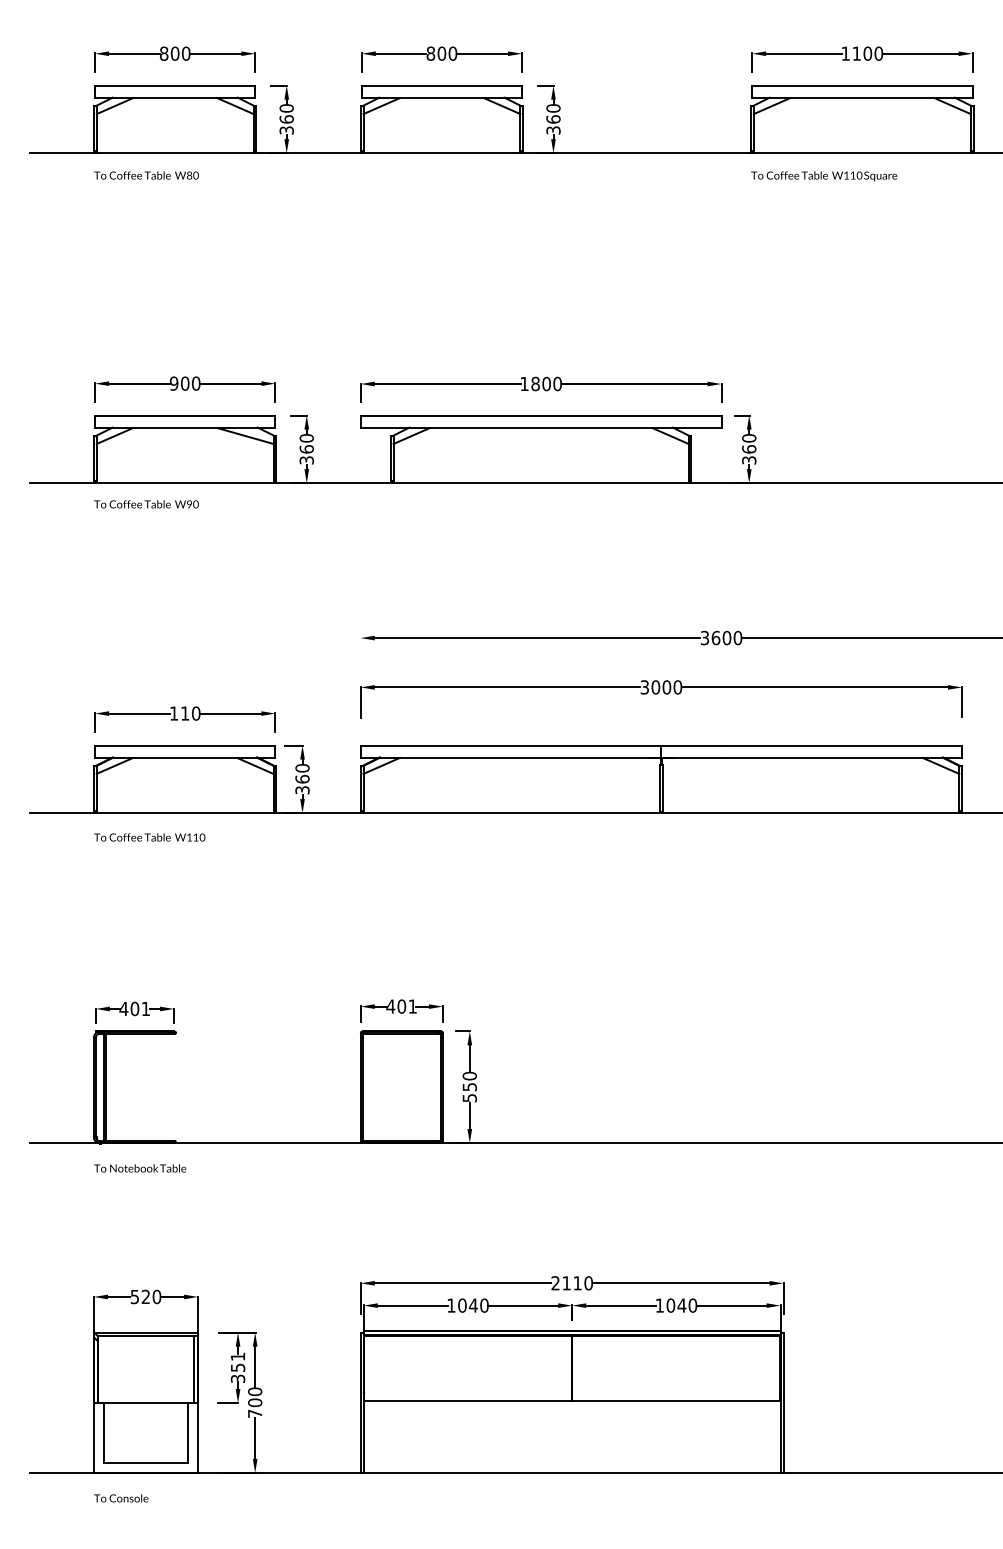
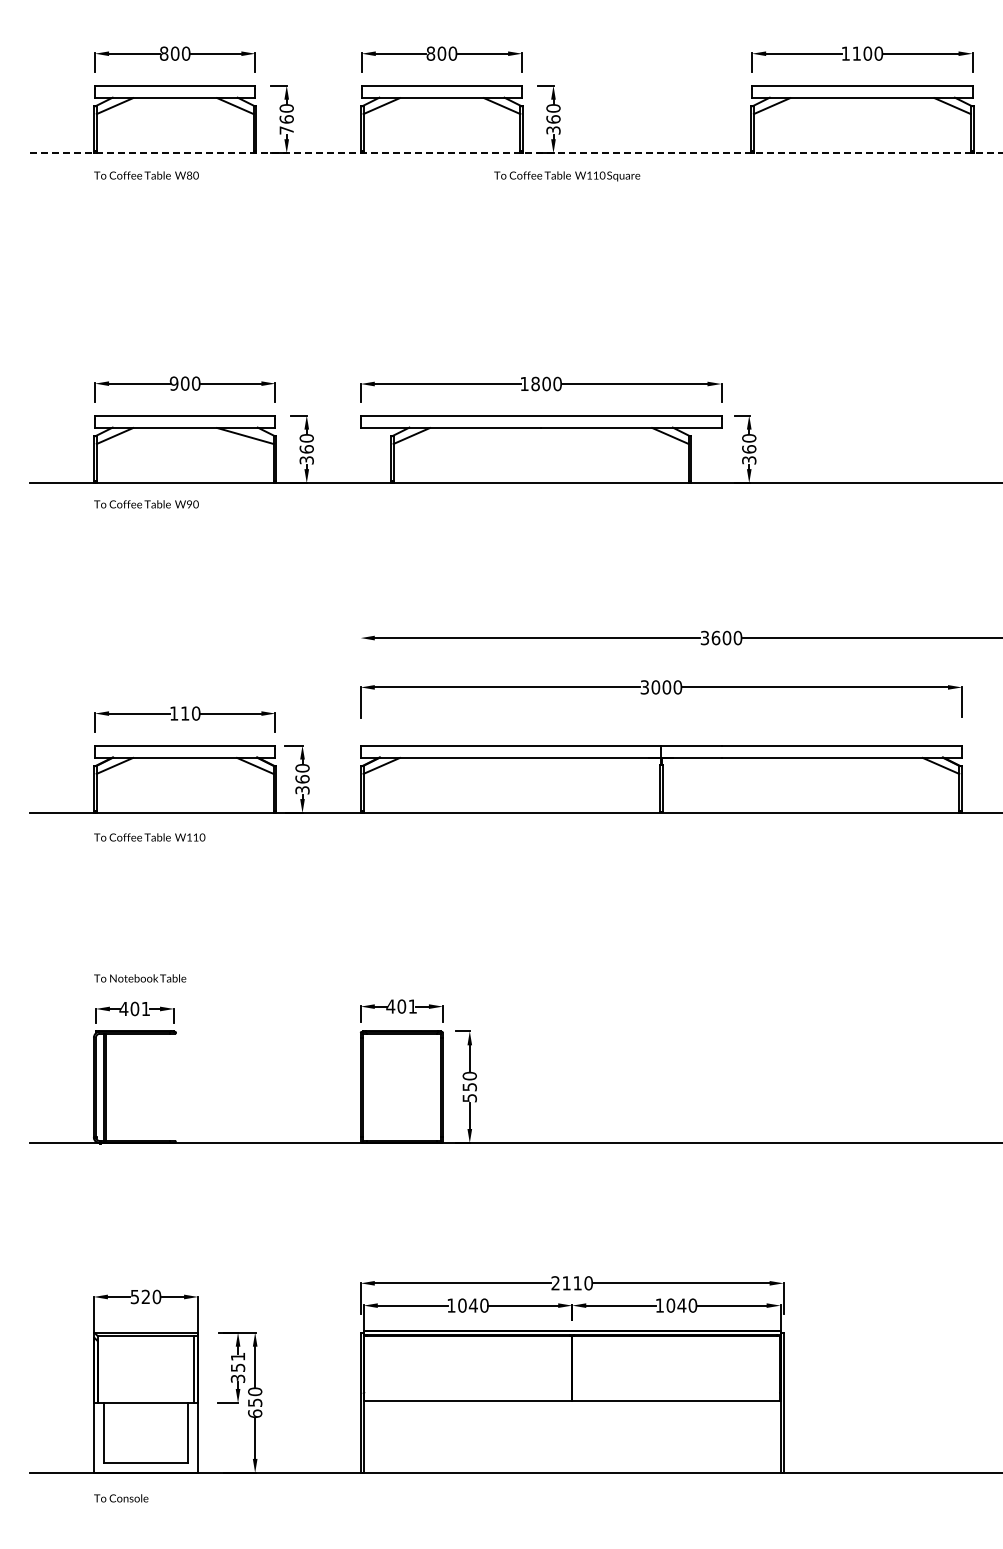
text: 360 -> 760 (286, 130)
line: solid -> dashed (516, 153)
text position: (824, 176) -> (567, 176) (567, 176)
text position: (140, 1168) -> (140, 978) (140, 978)
text: 700 -> 650 (255, 1407)
